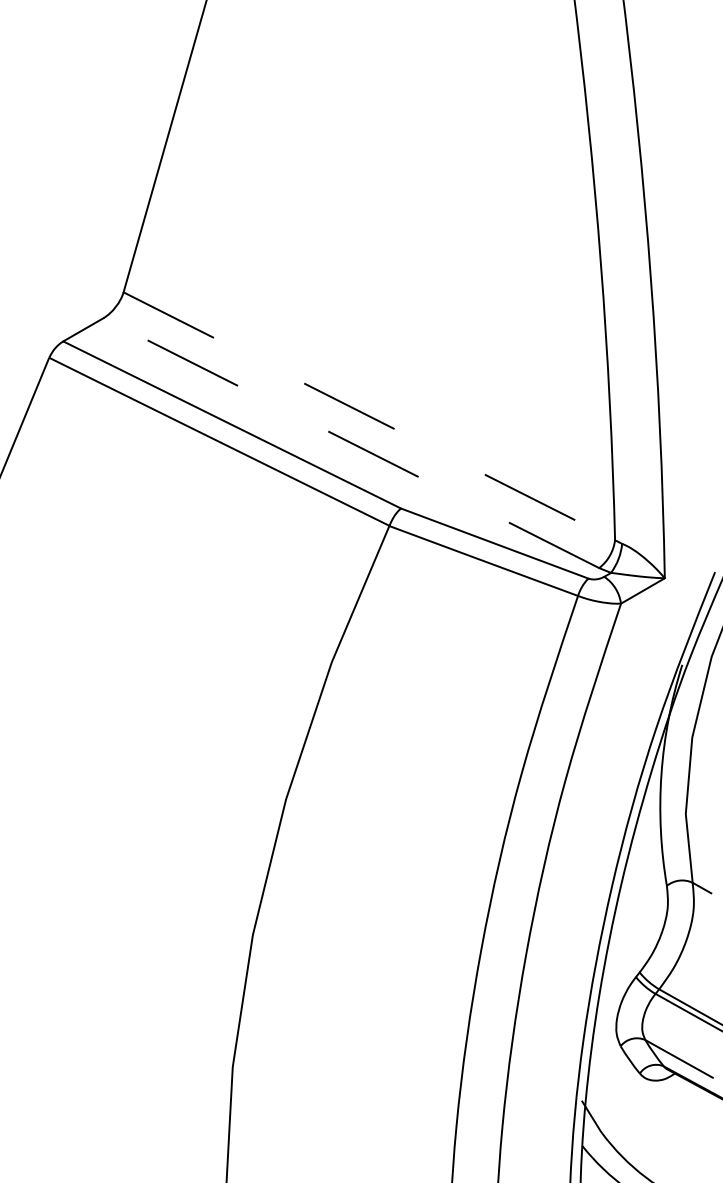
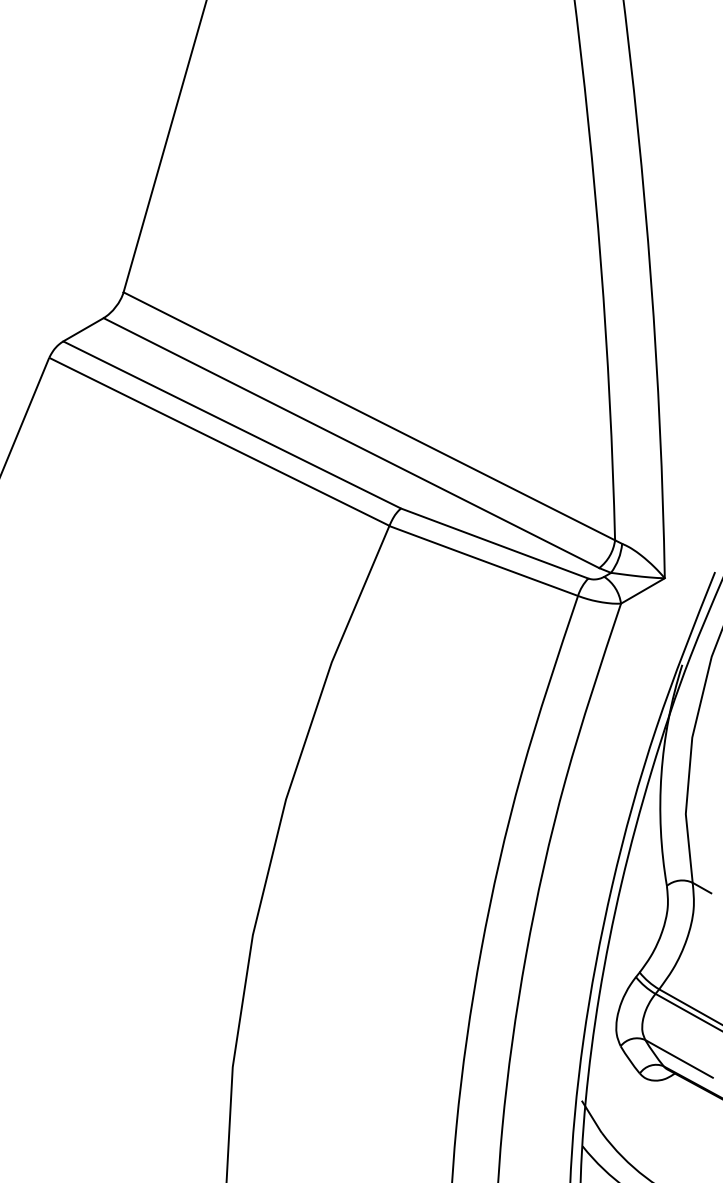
line: dashed -> solid (369, 416)
line: dashed -> solid (351, 443)
